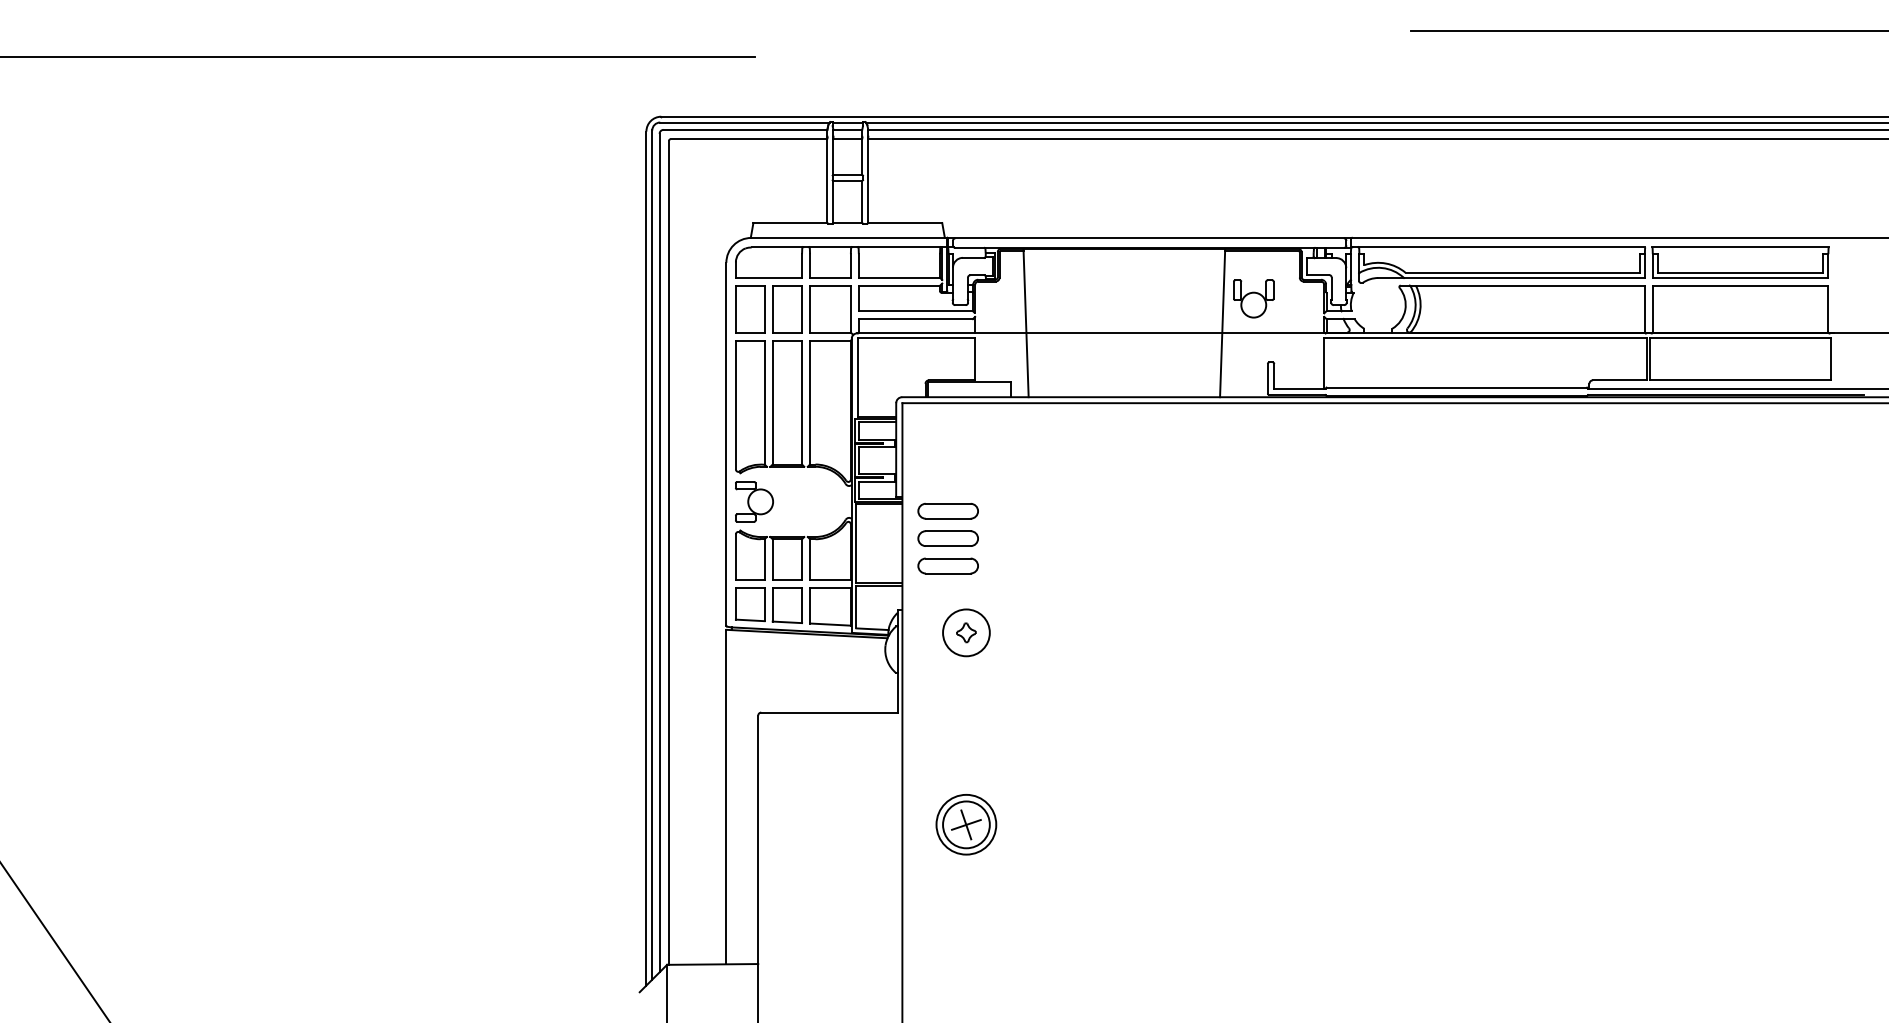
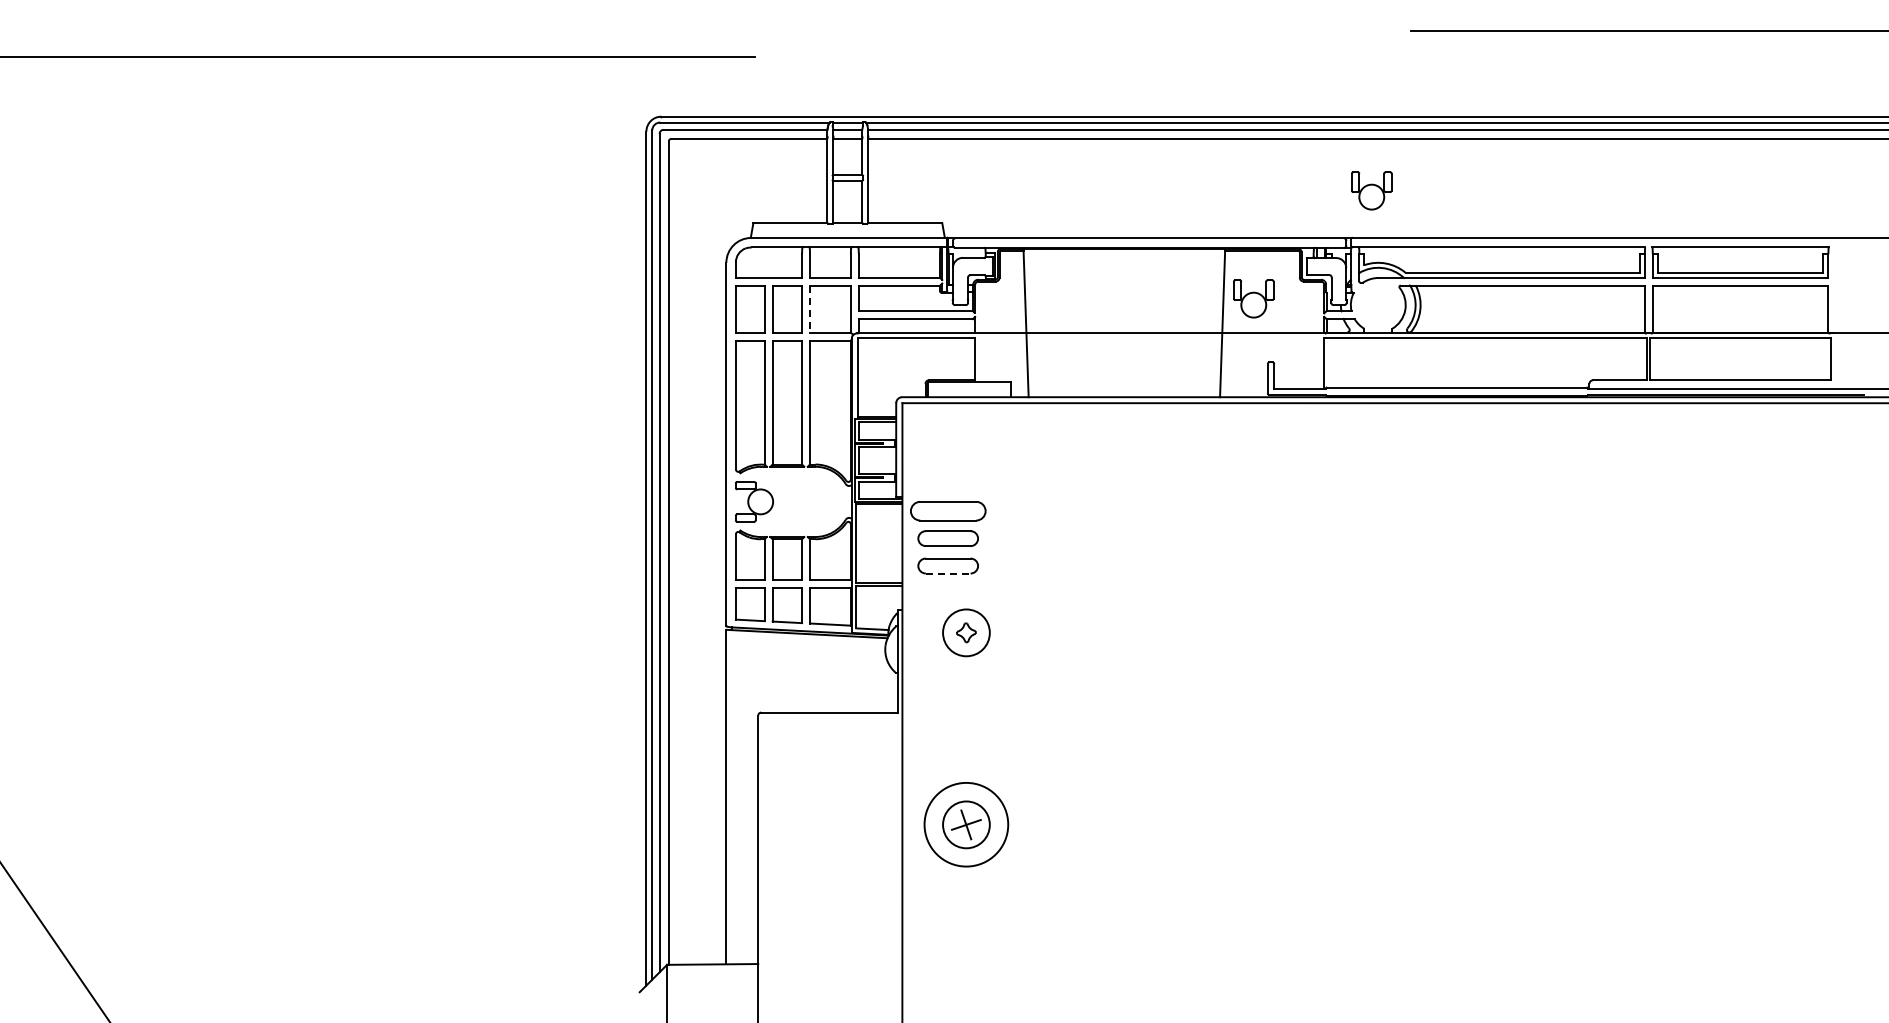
part: none -> present (1371, 190)
line: solid -> dashed (810, 309)
part size: 62x17 px -> 77x21 px (948, 511)
line: solid -> dashed (948, 573)
circle diameter: 60 px -> 84 px (966, 824)
